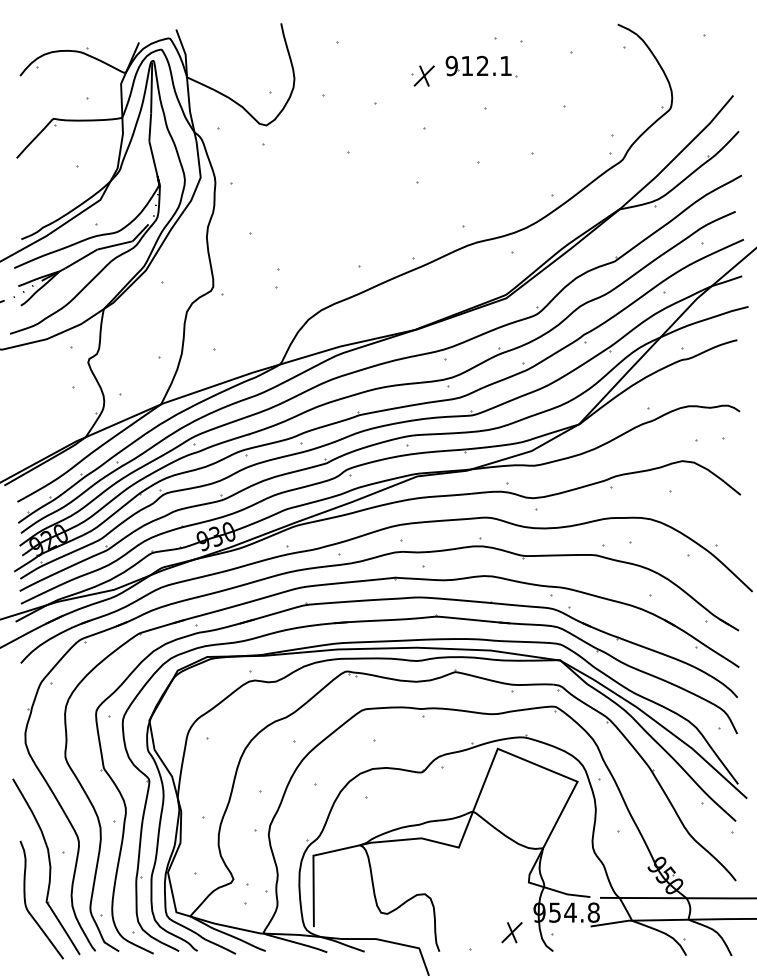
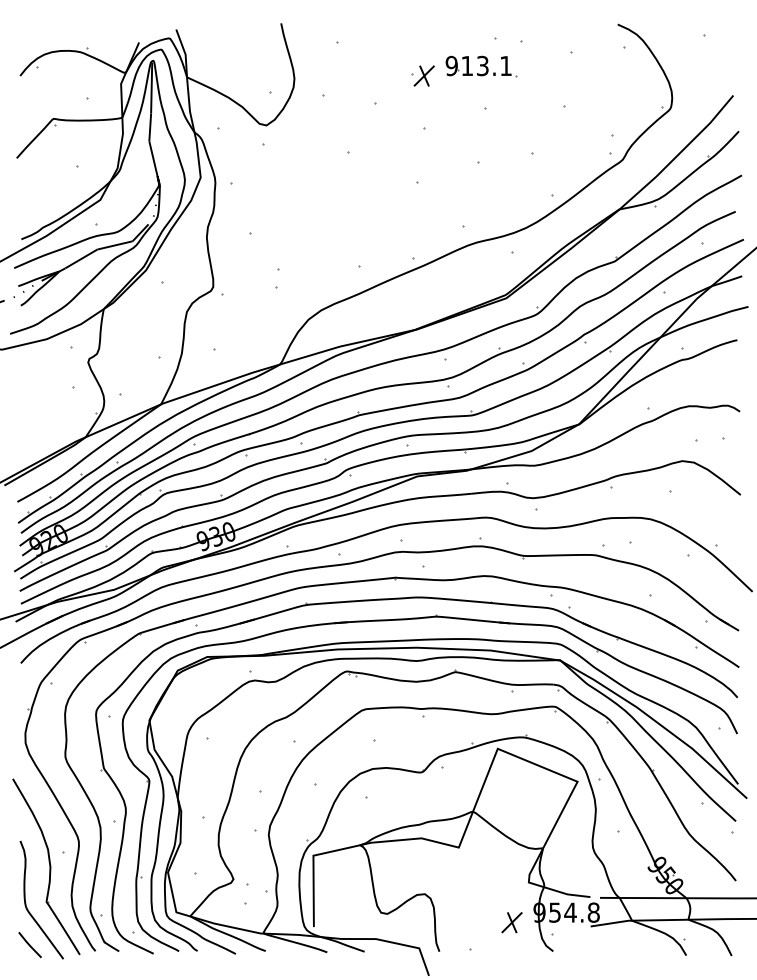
text: 912.1 -> 913.1 (482, 66)
part position: (511, 932) -> (511, 922) (511, 922)
line: none -> present (29, 945)
